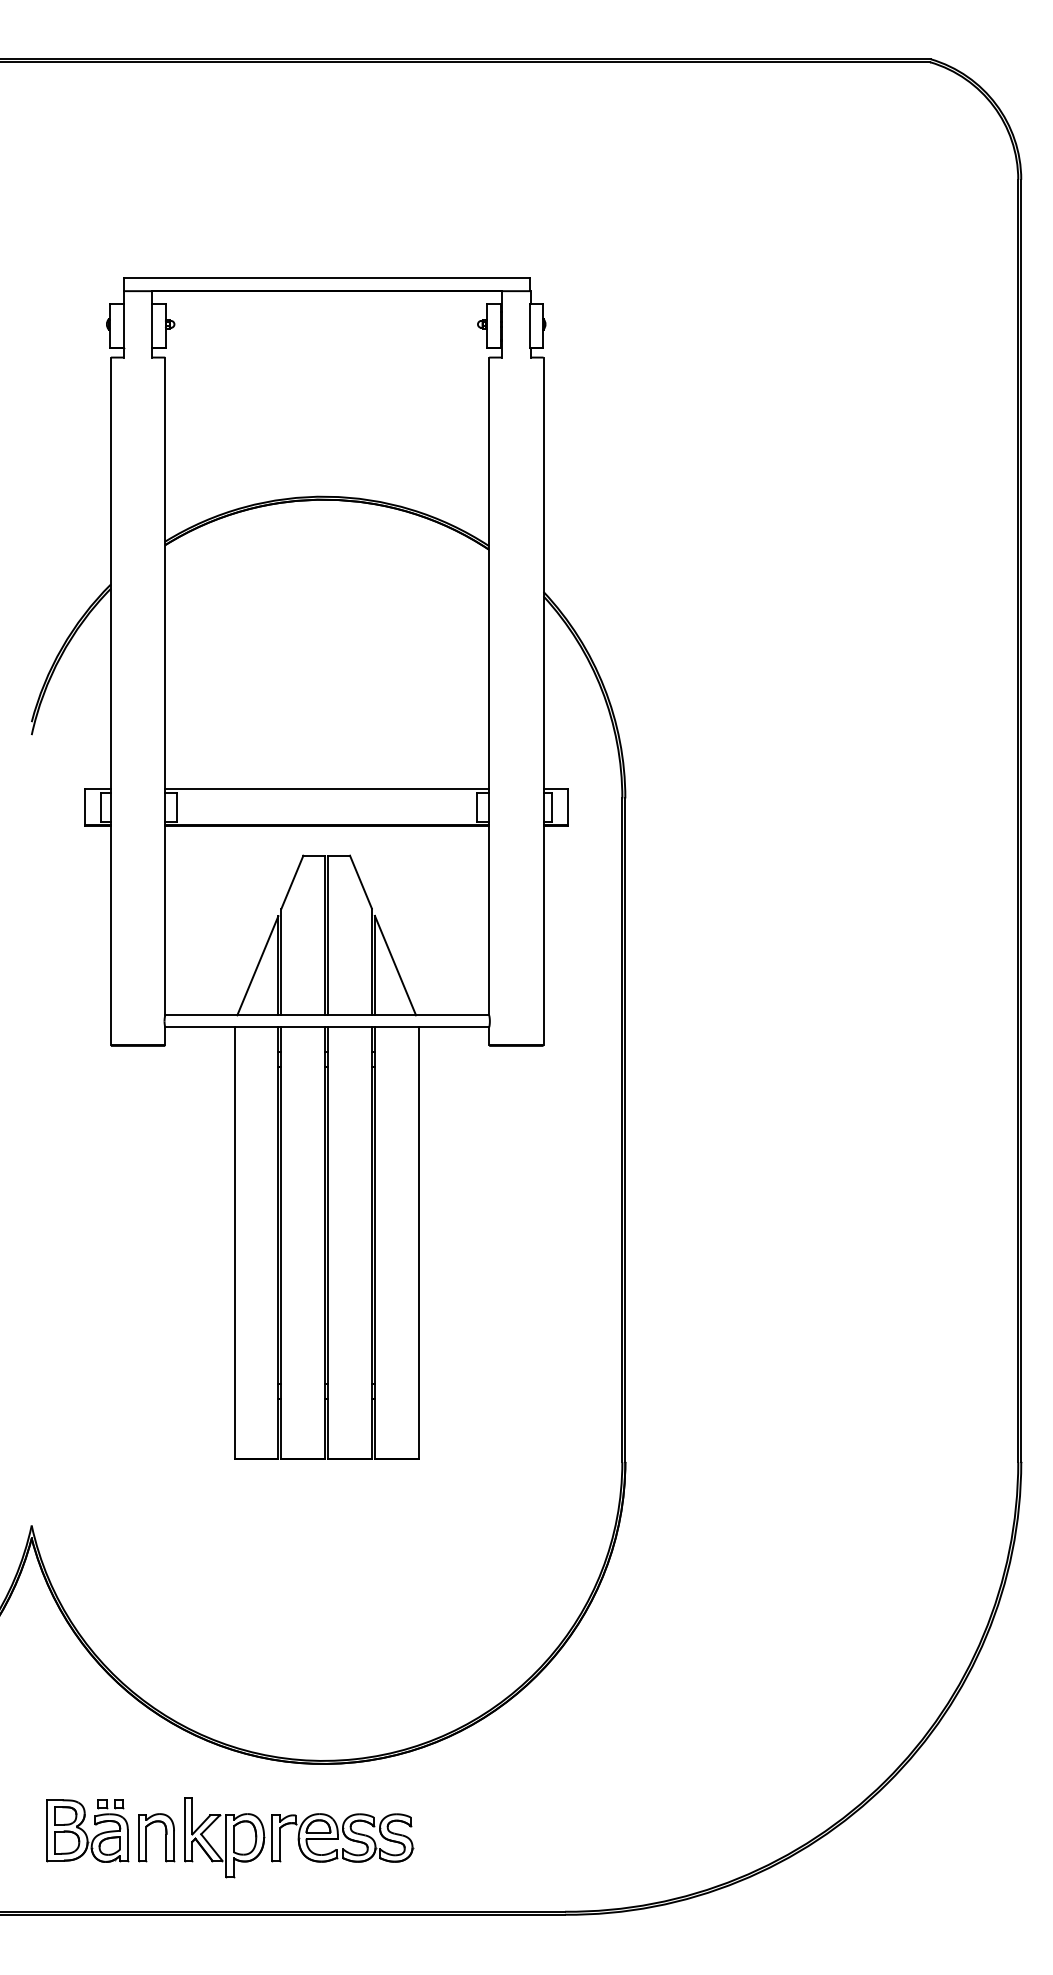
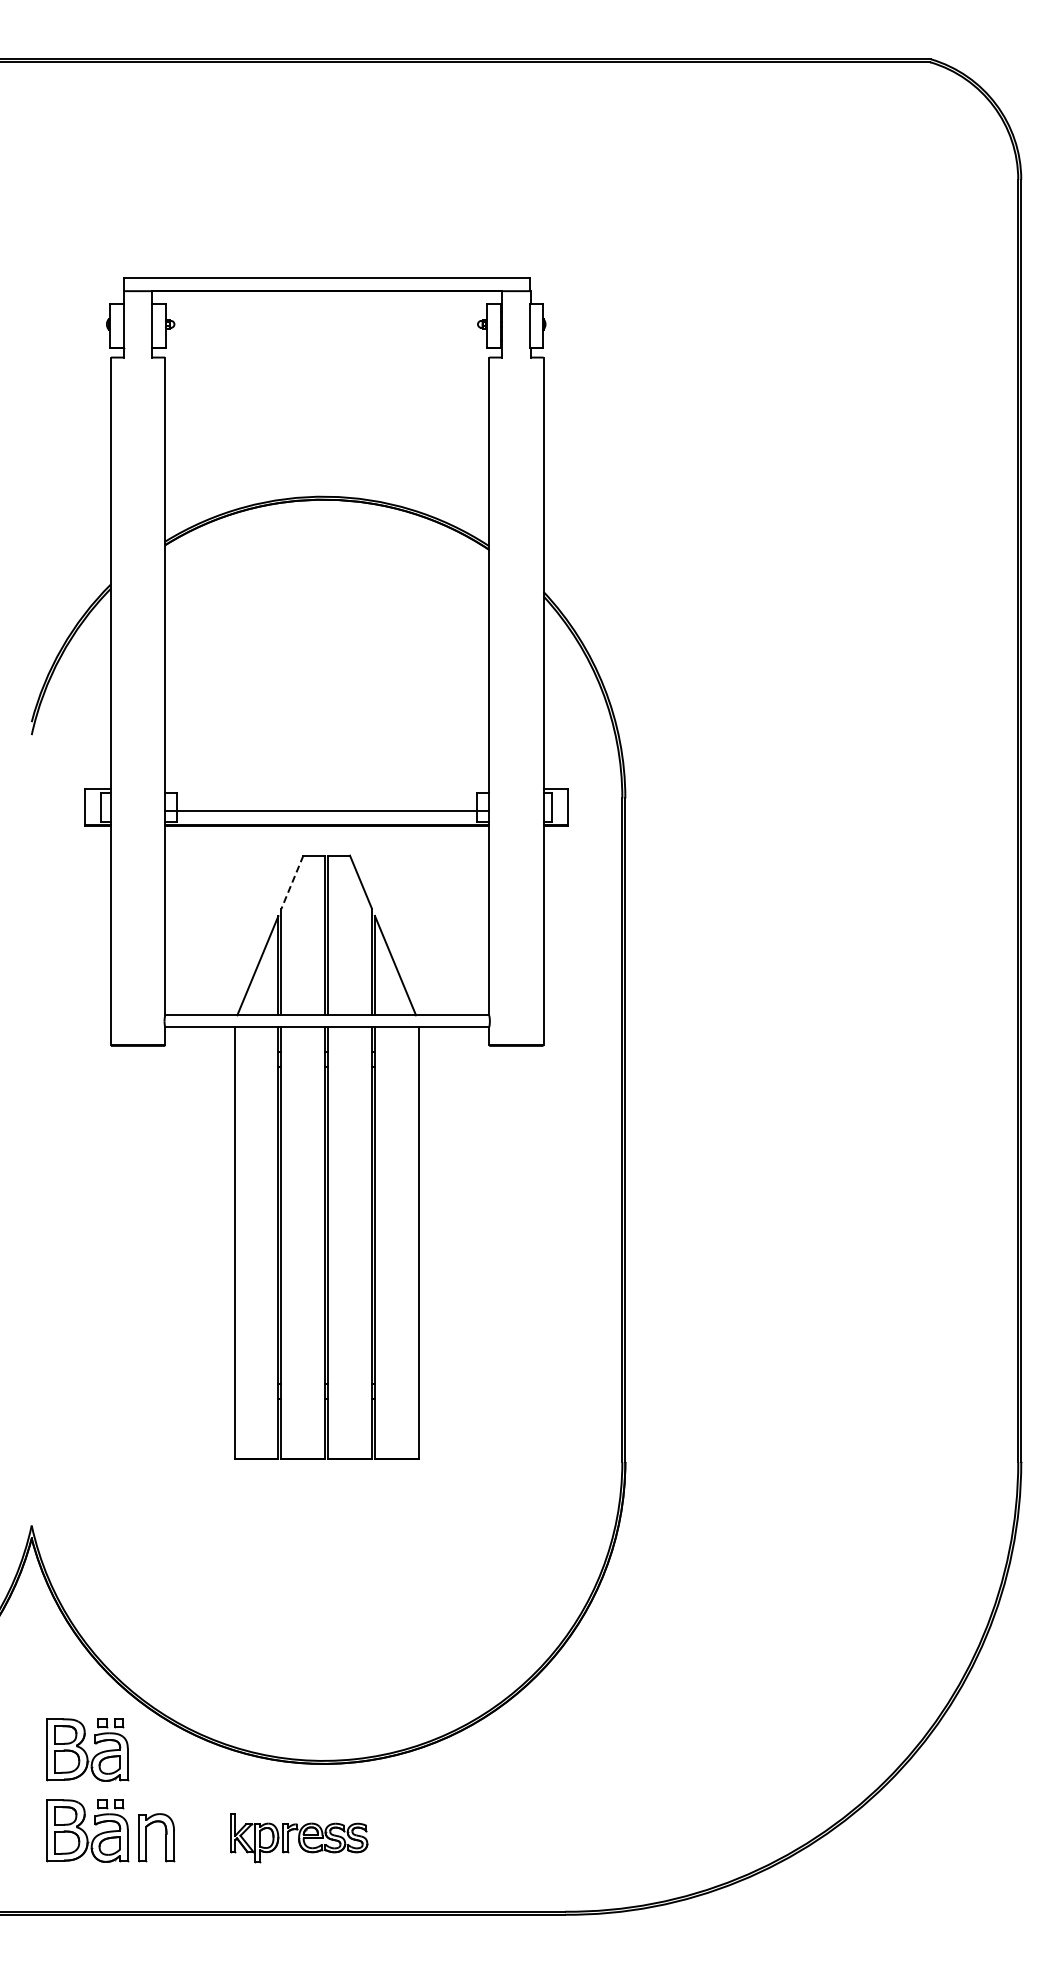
line position: (327, 789) -> (327, 811) (327, 811)
line: solid -> dashed (292, 882)
part: none -> present (87, 1749)
part size: 231x82 px -> 139x51 px (299, 1838)
